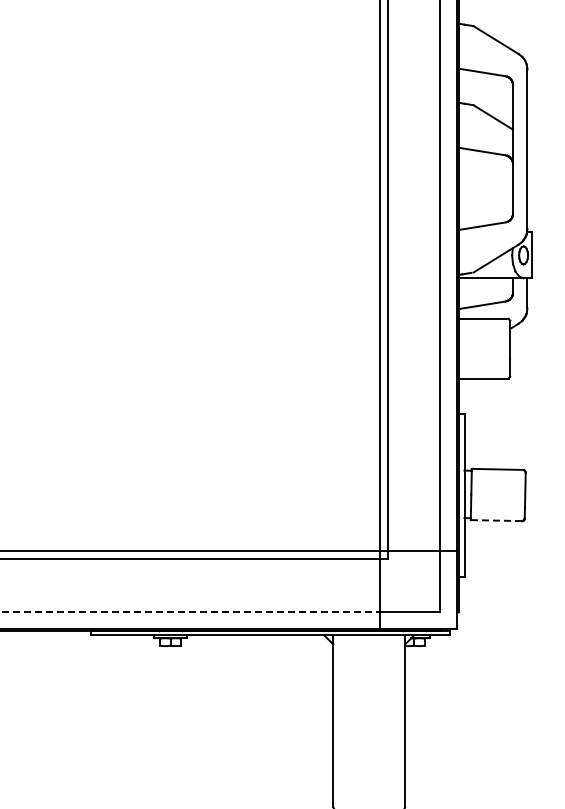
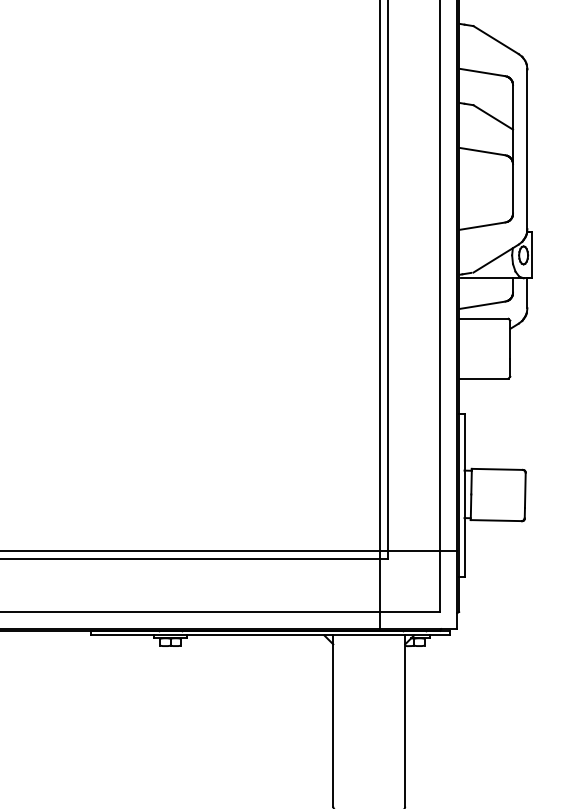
line: dashed -> solid (496, 520)
line: dashed -> solid (190, 611)
